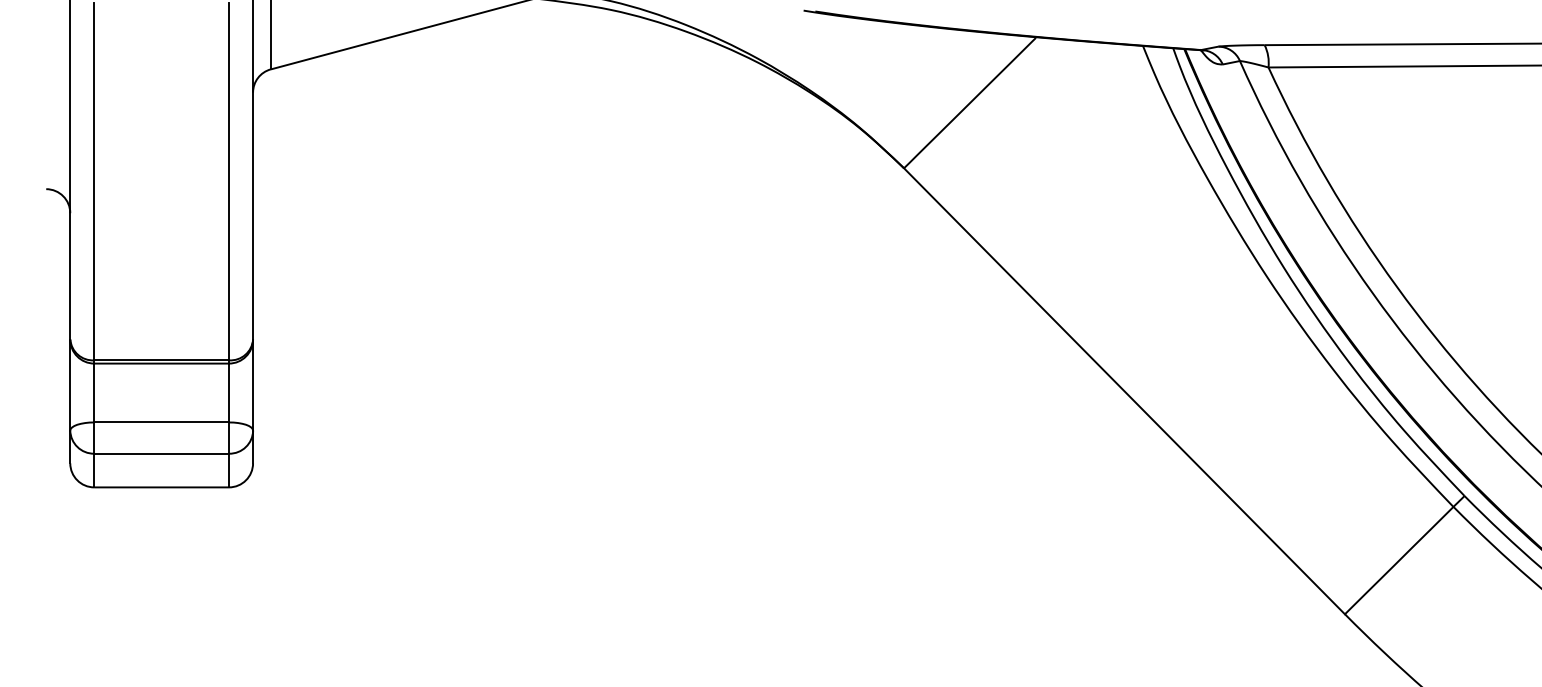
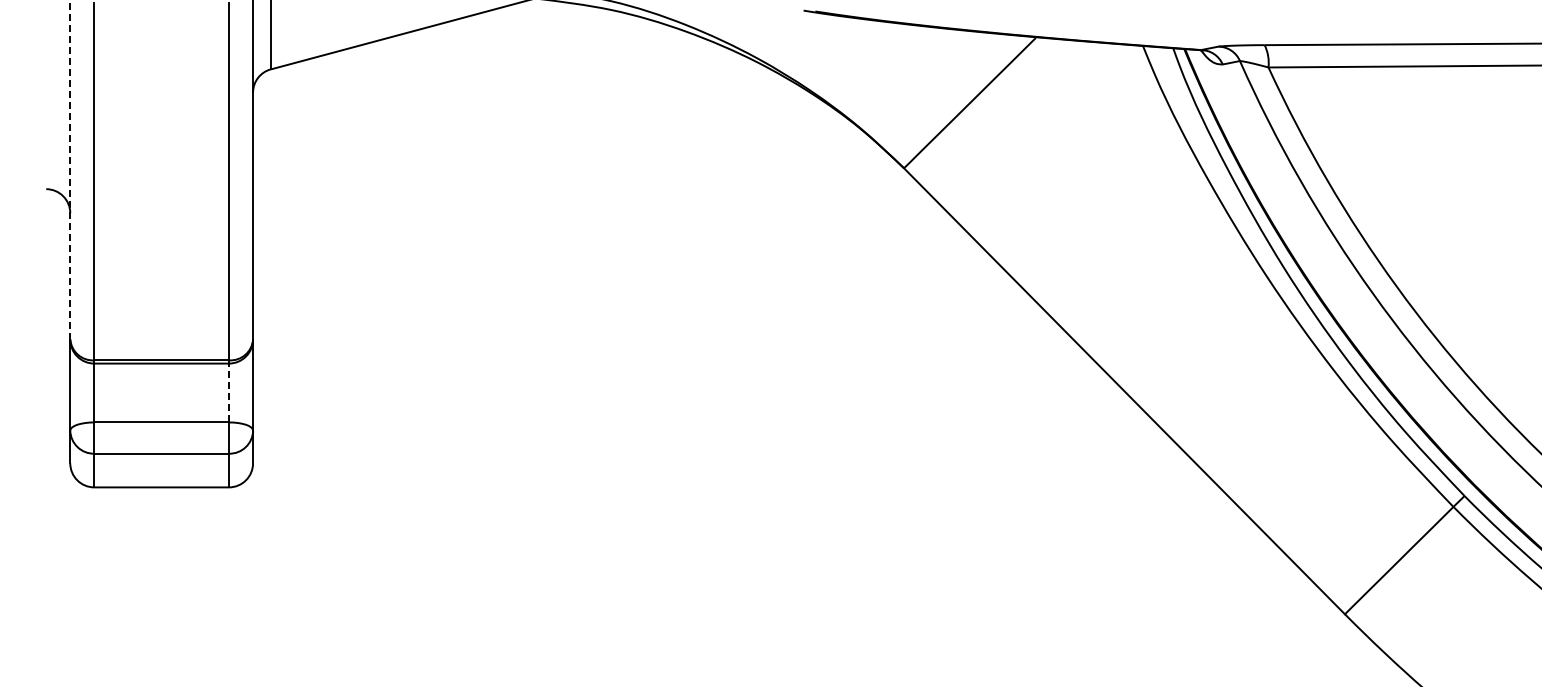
line: solid -> dashed (70, 169)
line: solid -> dashed (229, 392)
